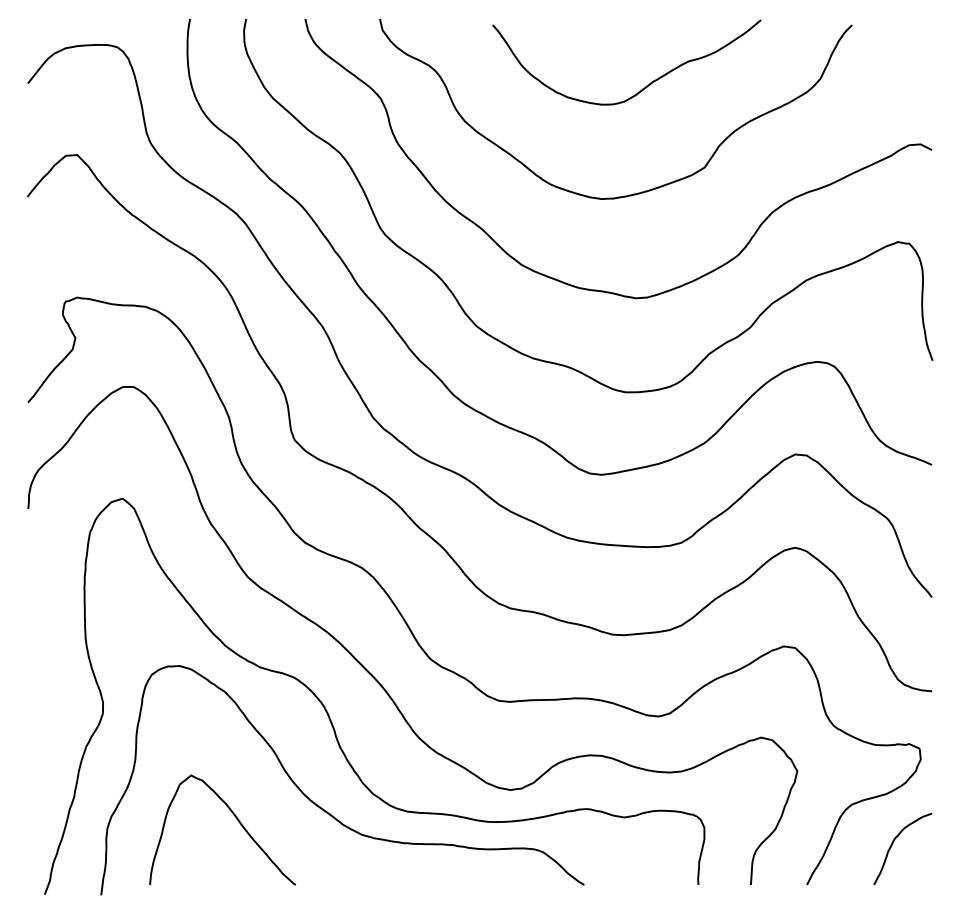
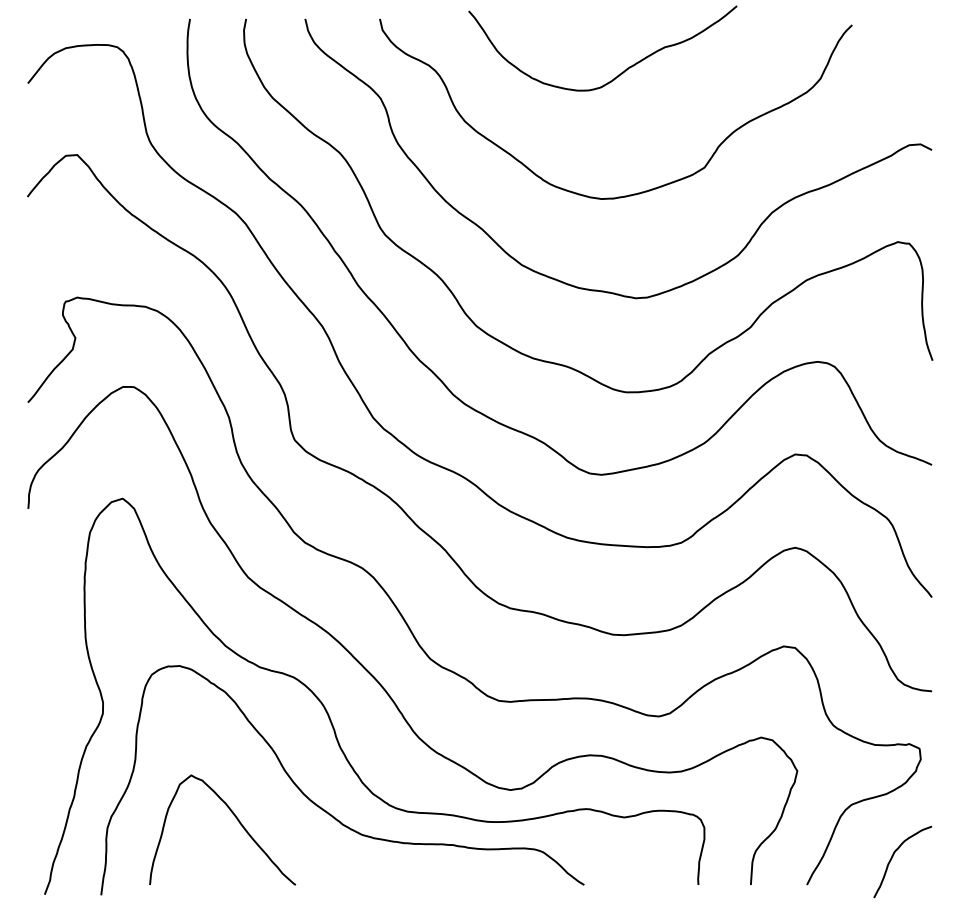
curve position: (646, 85) -> (622, 71) (622, 71)
curve position: (893, 843) -> (893, 856) (893, 856)
